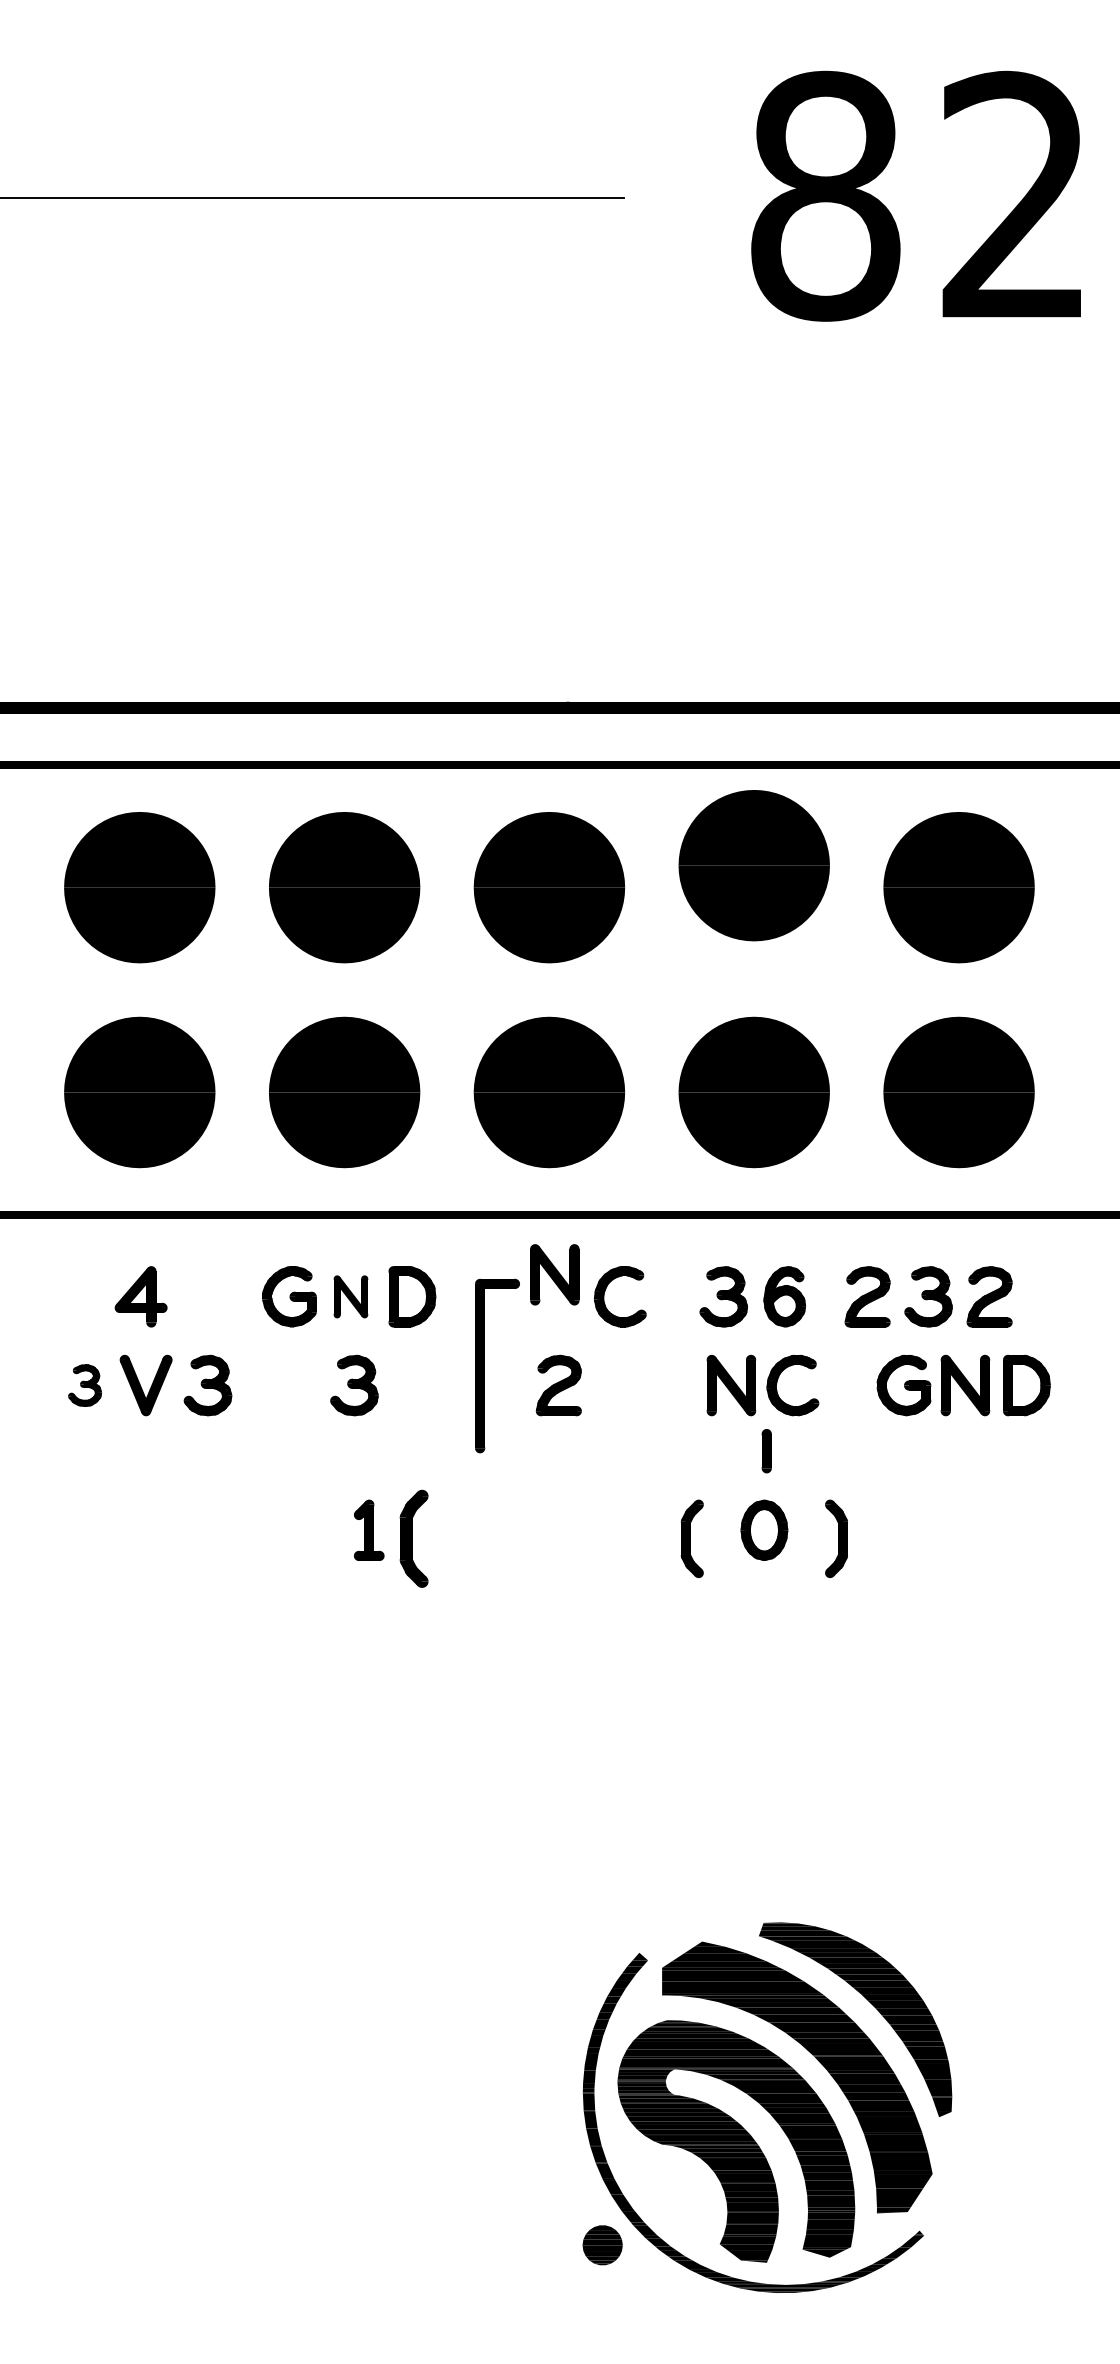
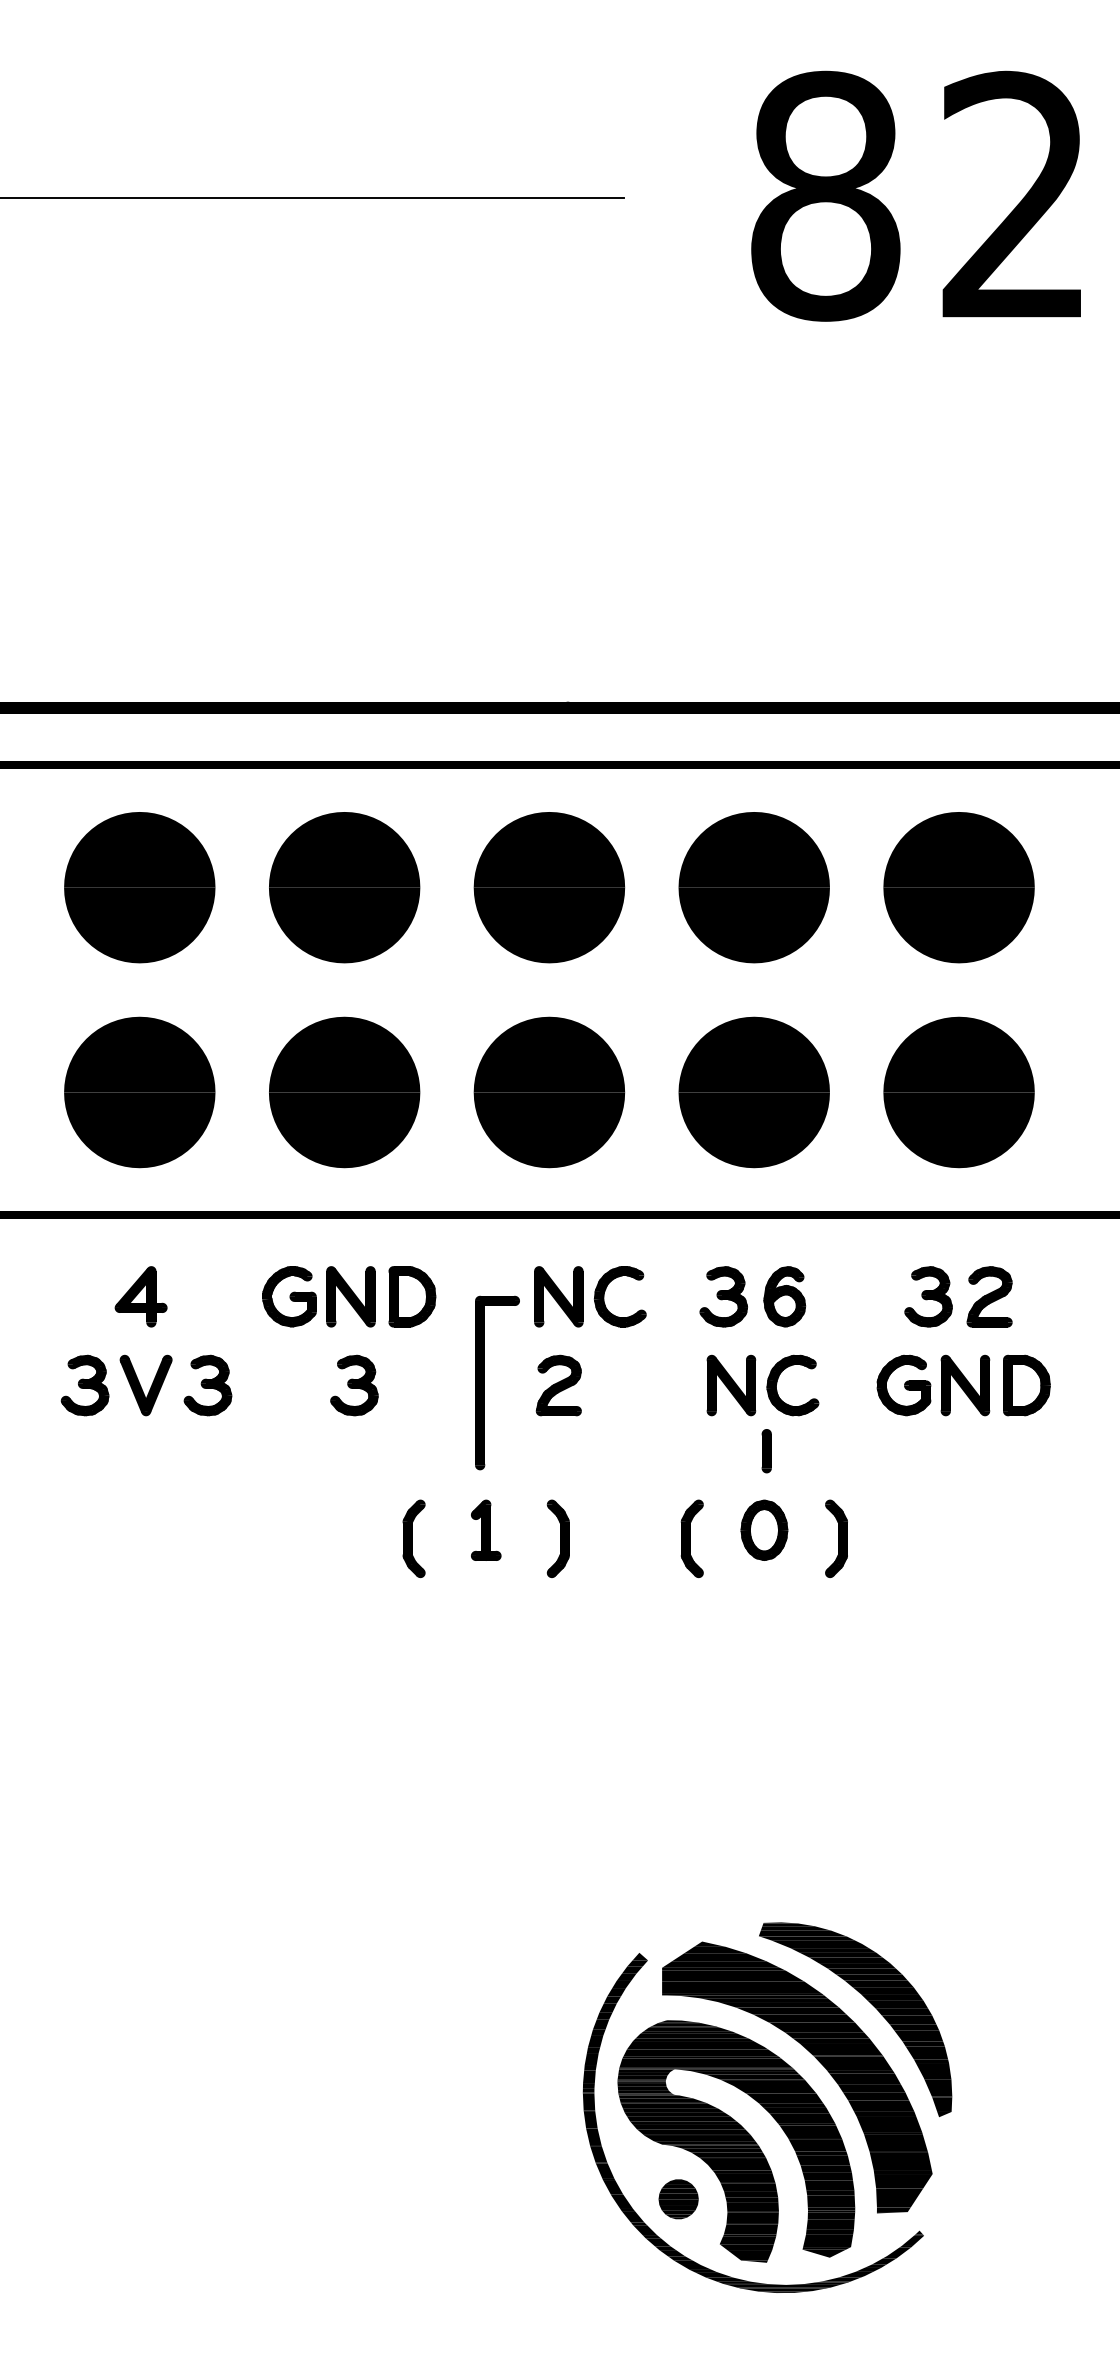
part position: (753, 865) -> (753, 887) (753, 887)
part position: (554, 1274) -> (558, 1296) (558, 1296)
part size: 36x44 px -> 50x62 px (350, 1296)
part: present -> none (867, 1296)
part position: (484, 1365) -> (484, 1382) (484, 1382)
part size: 34x43 px -> 50x63 px (84, 1385)
part position: (369, 1529) -> (486, 1529) (486, 1529)
part size: 30x99 px -> 24x80 px (413, 1538)
part: none -> present (557, 1538)
part position: (602, 2245) -> (678, 2199) (678, 2199)
